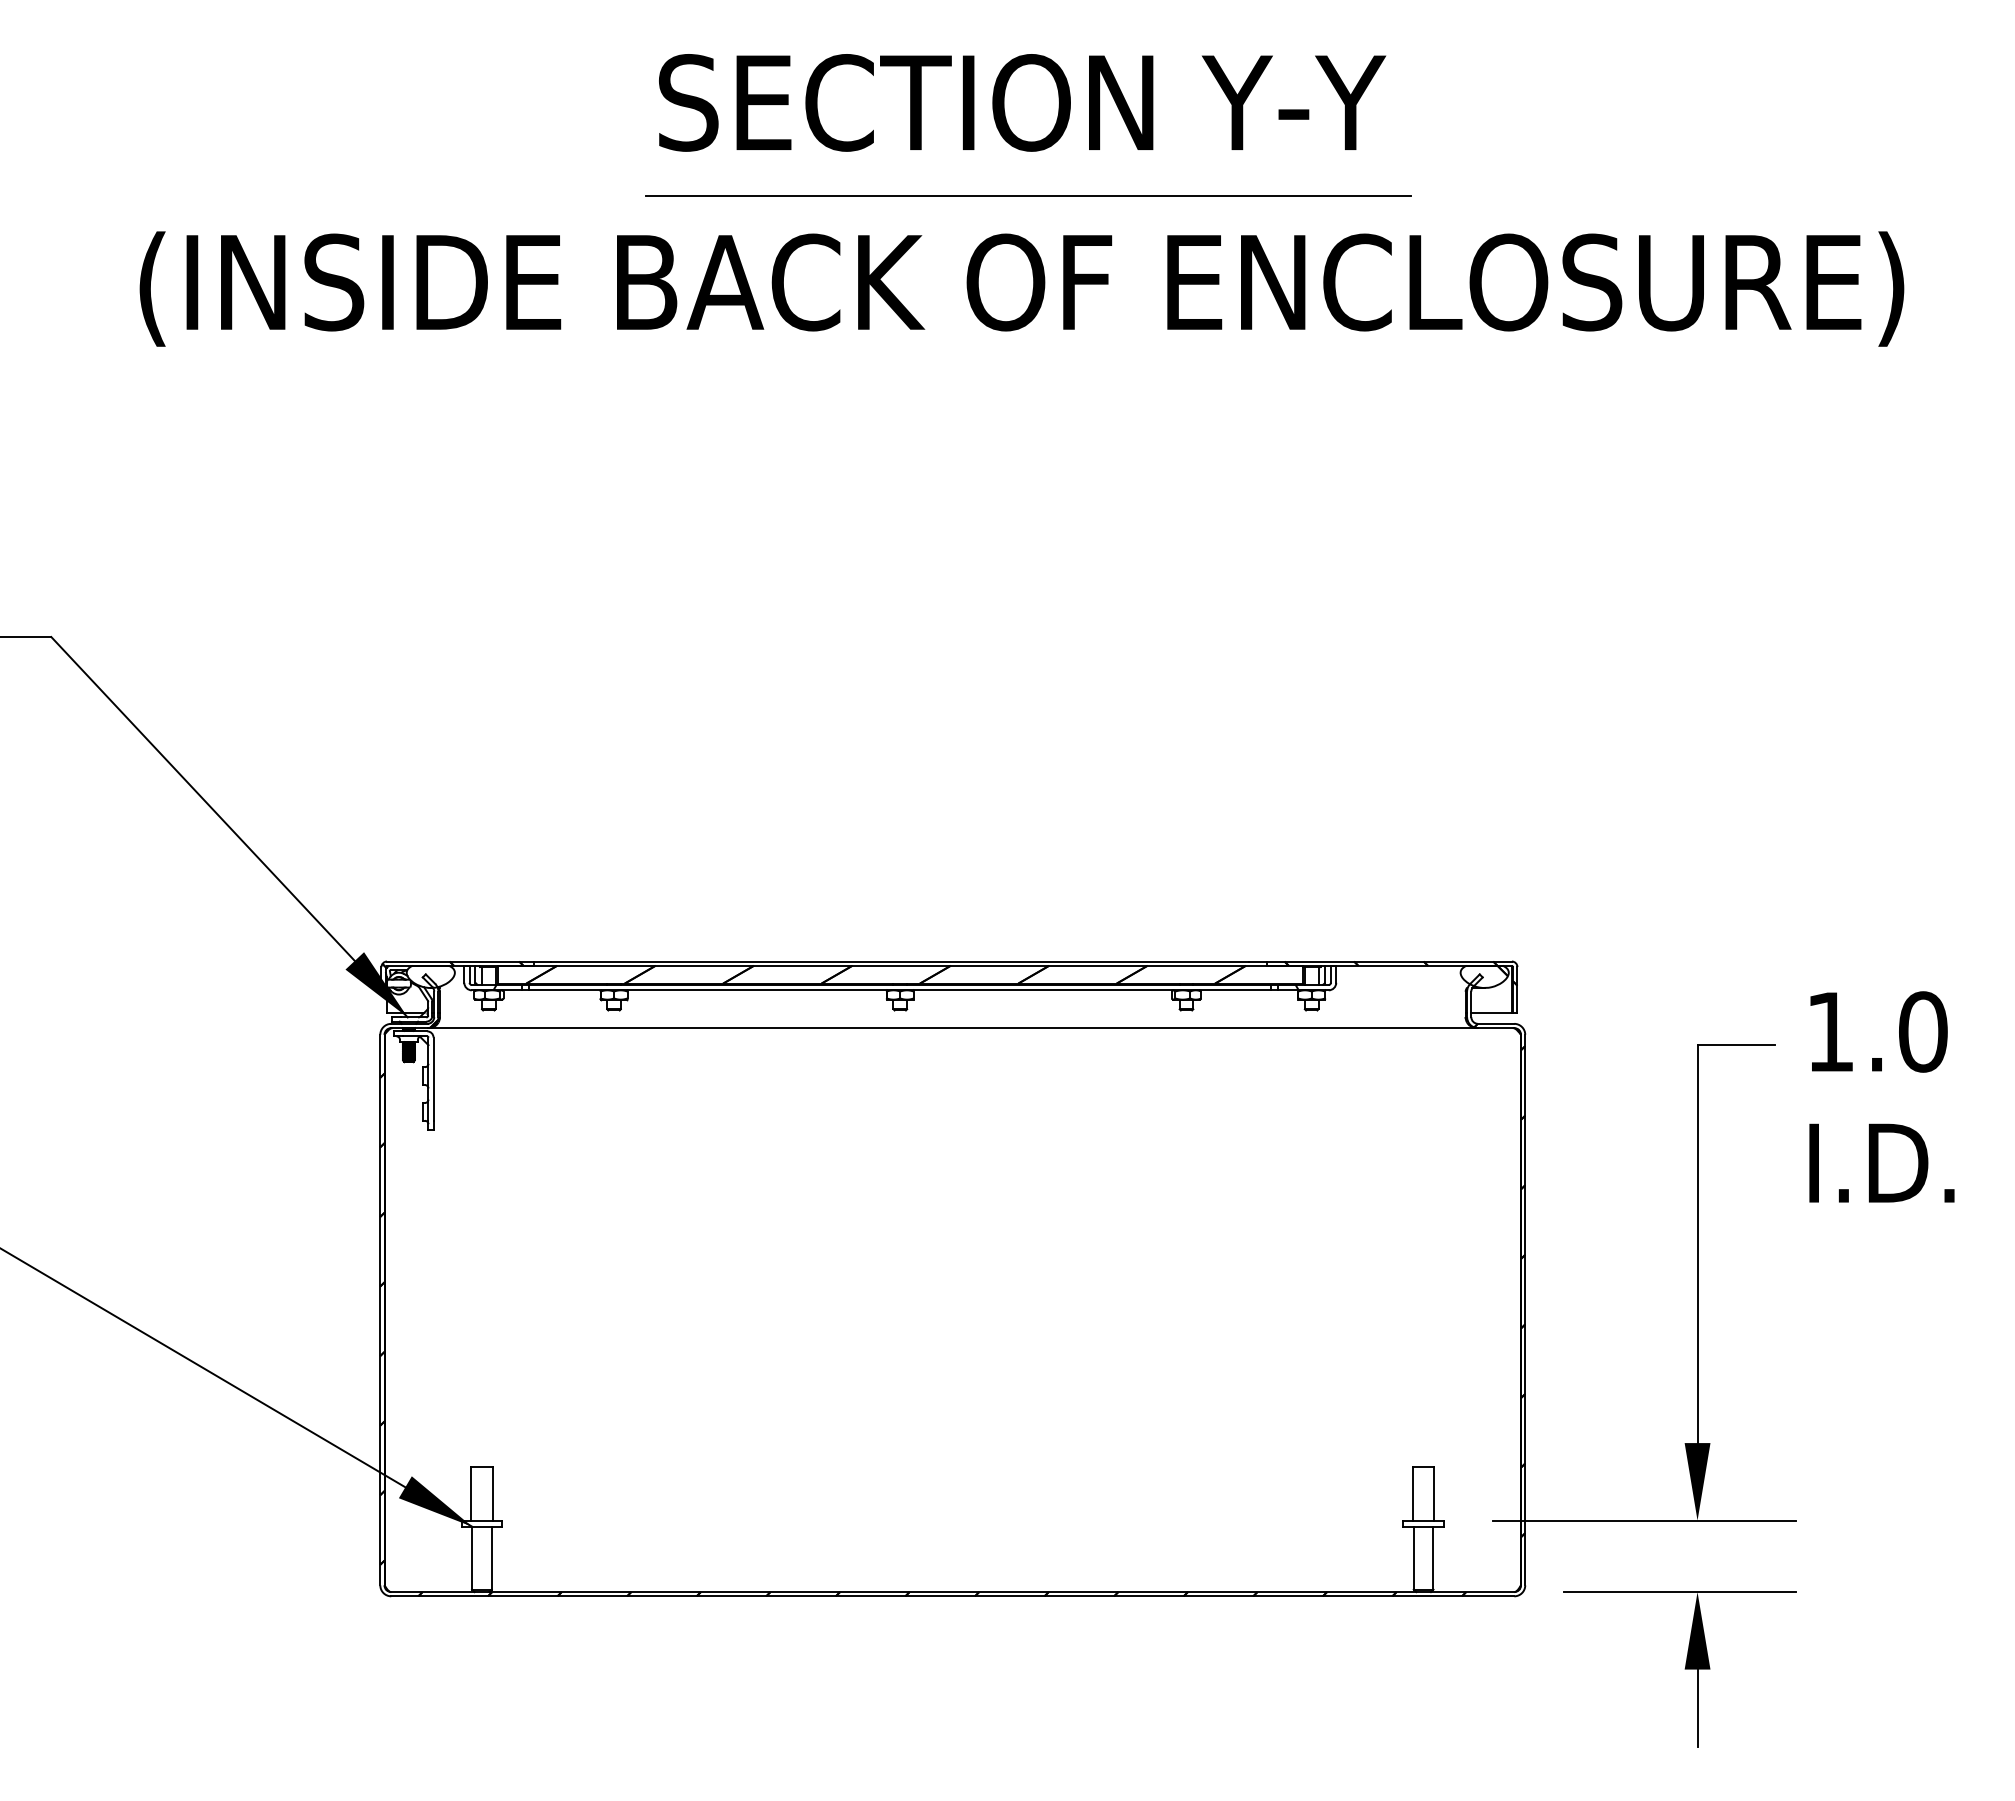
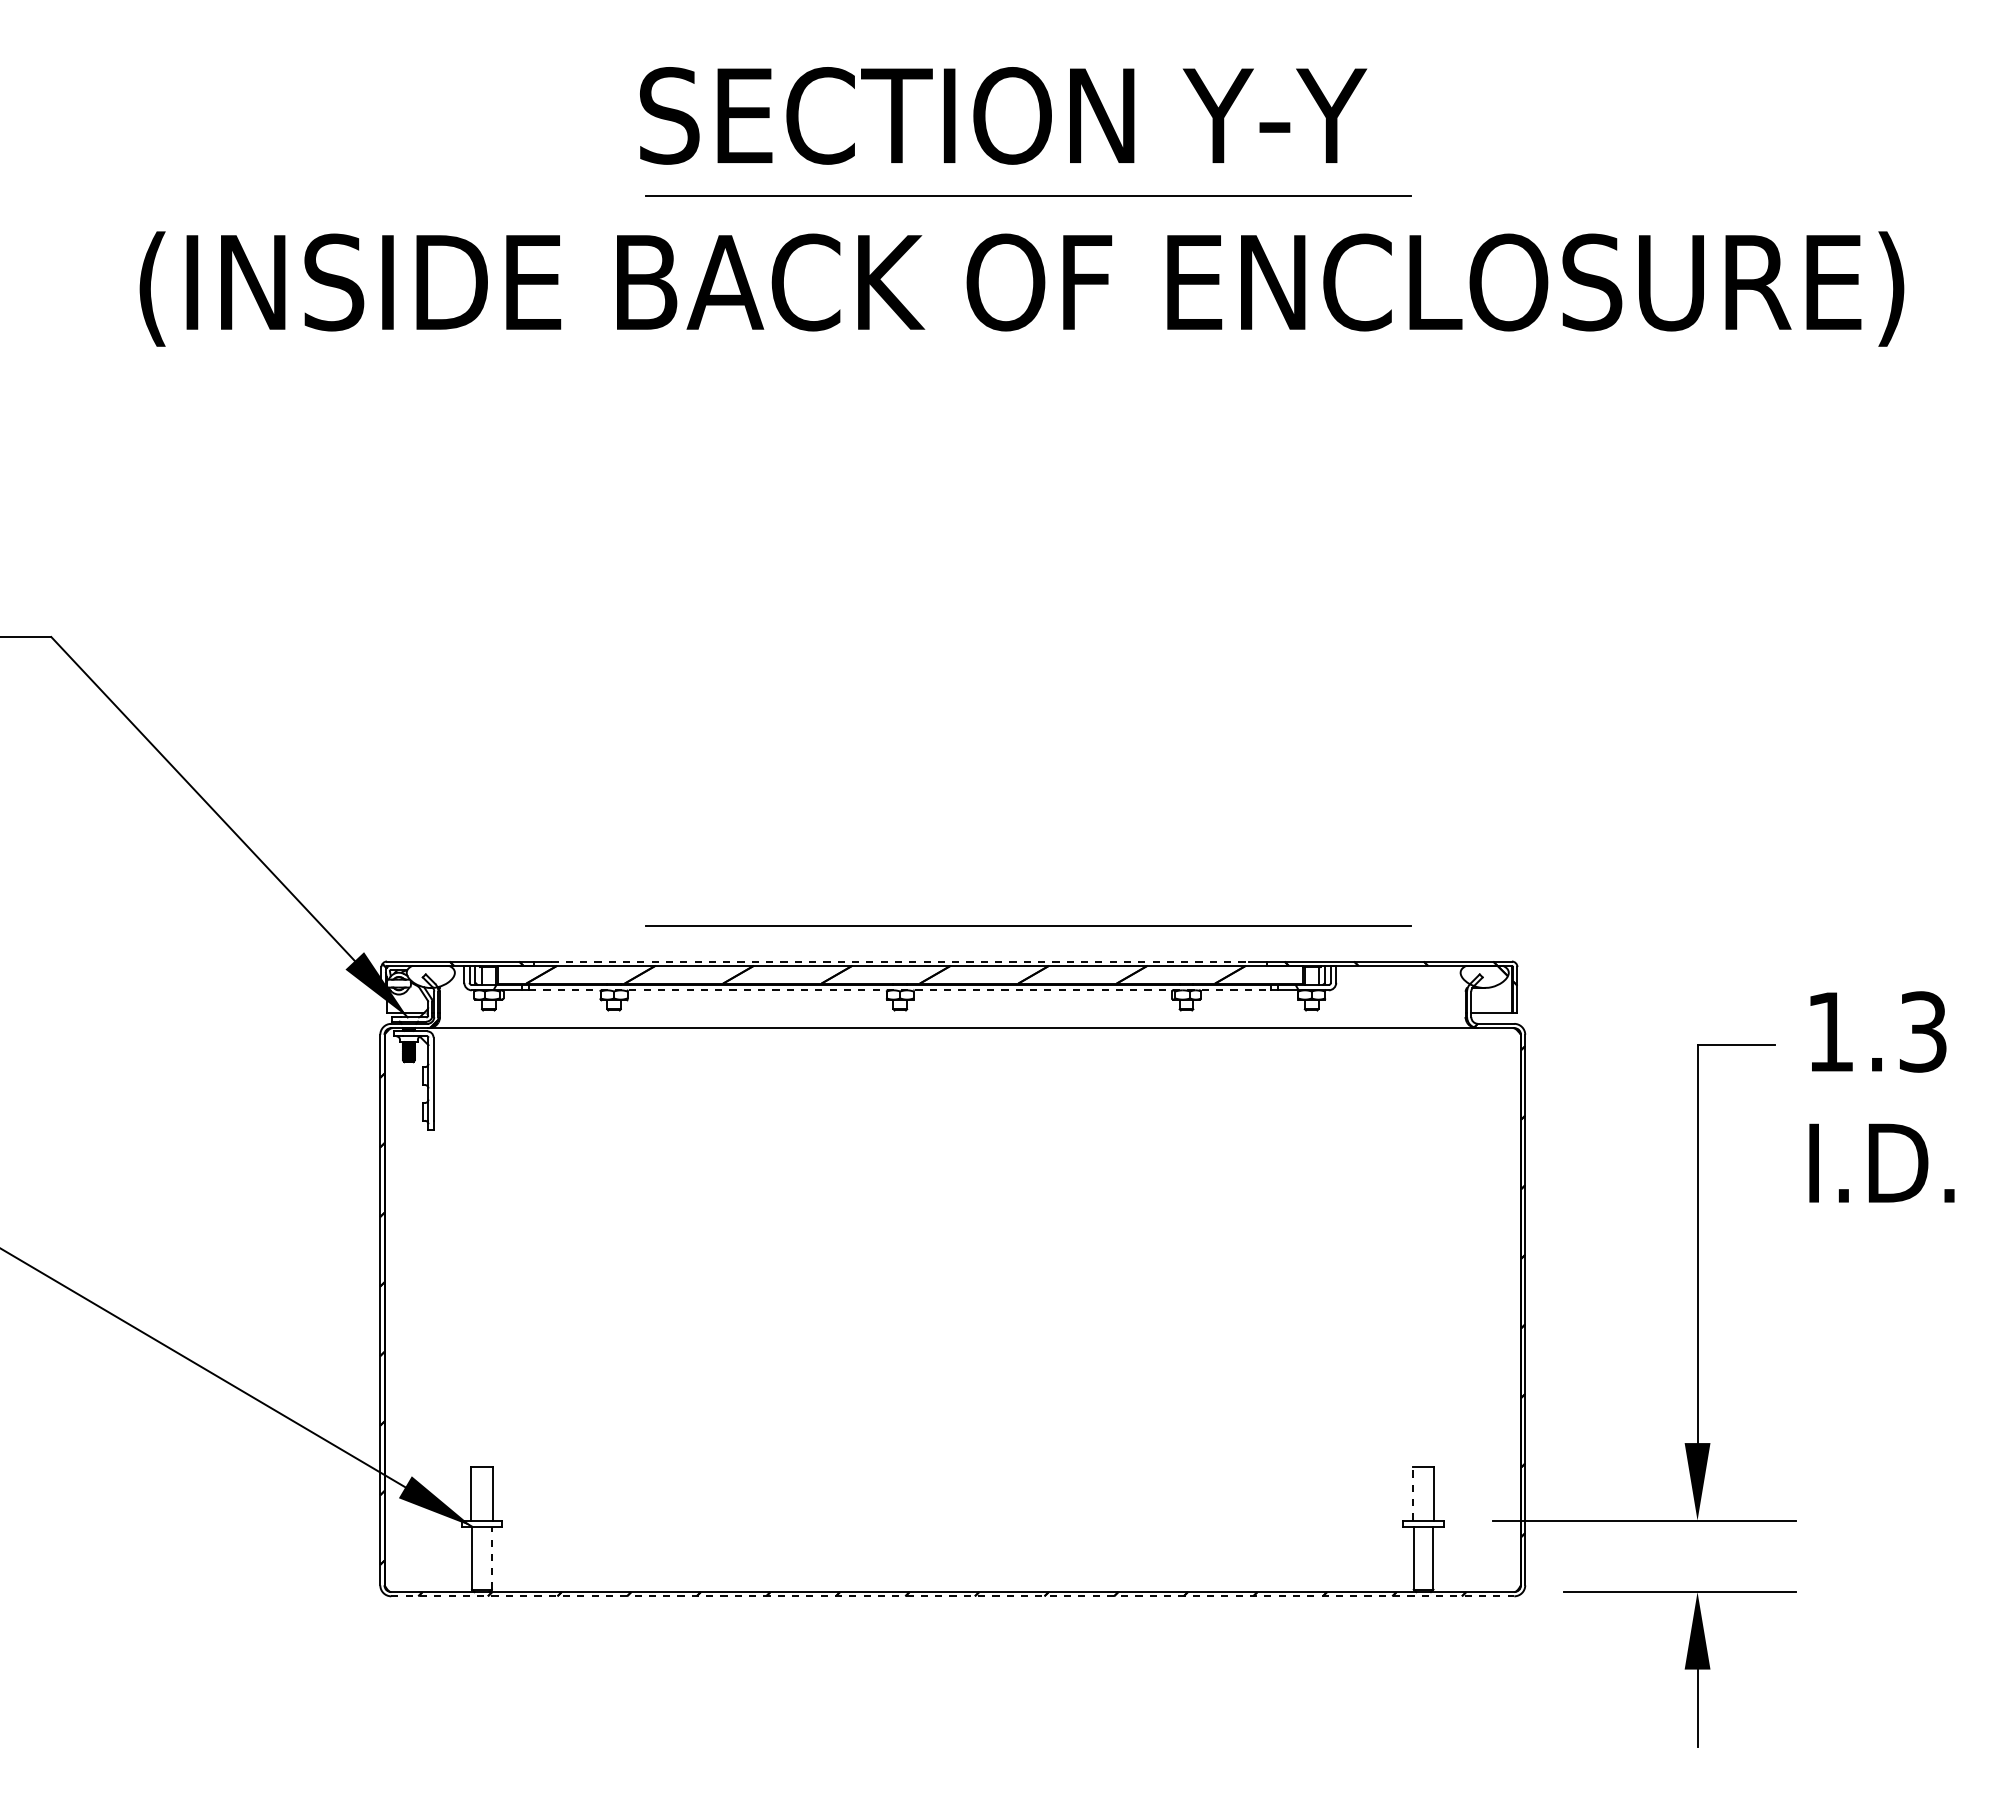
text position: (1022, 102) -> (1003, 115) (1003, 115)
line: none -> present (1028, 925)
line: solid -> dashed (900, 961)
line: solid -> dashed (900, 990)
text: 1.0 -> 1.3 (1923, 1031)
line: solid -> dashed (1412, 1493)
line: solid -> dashed (491, 1557)
line: solid -> dashed (952, 1596)
